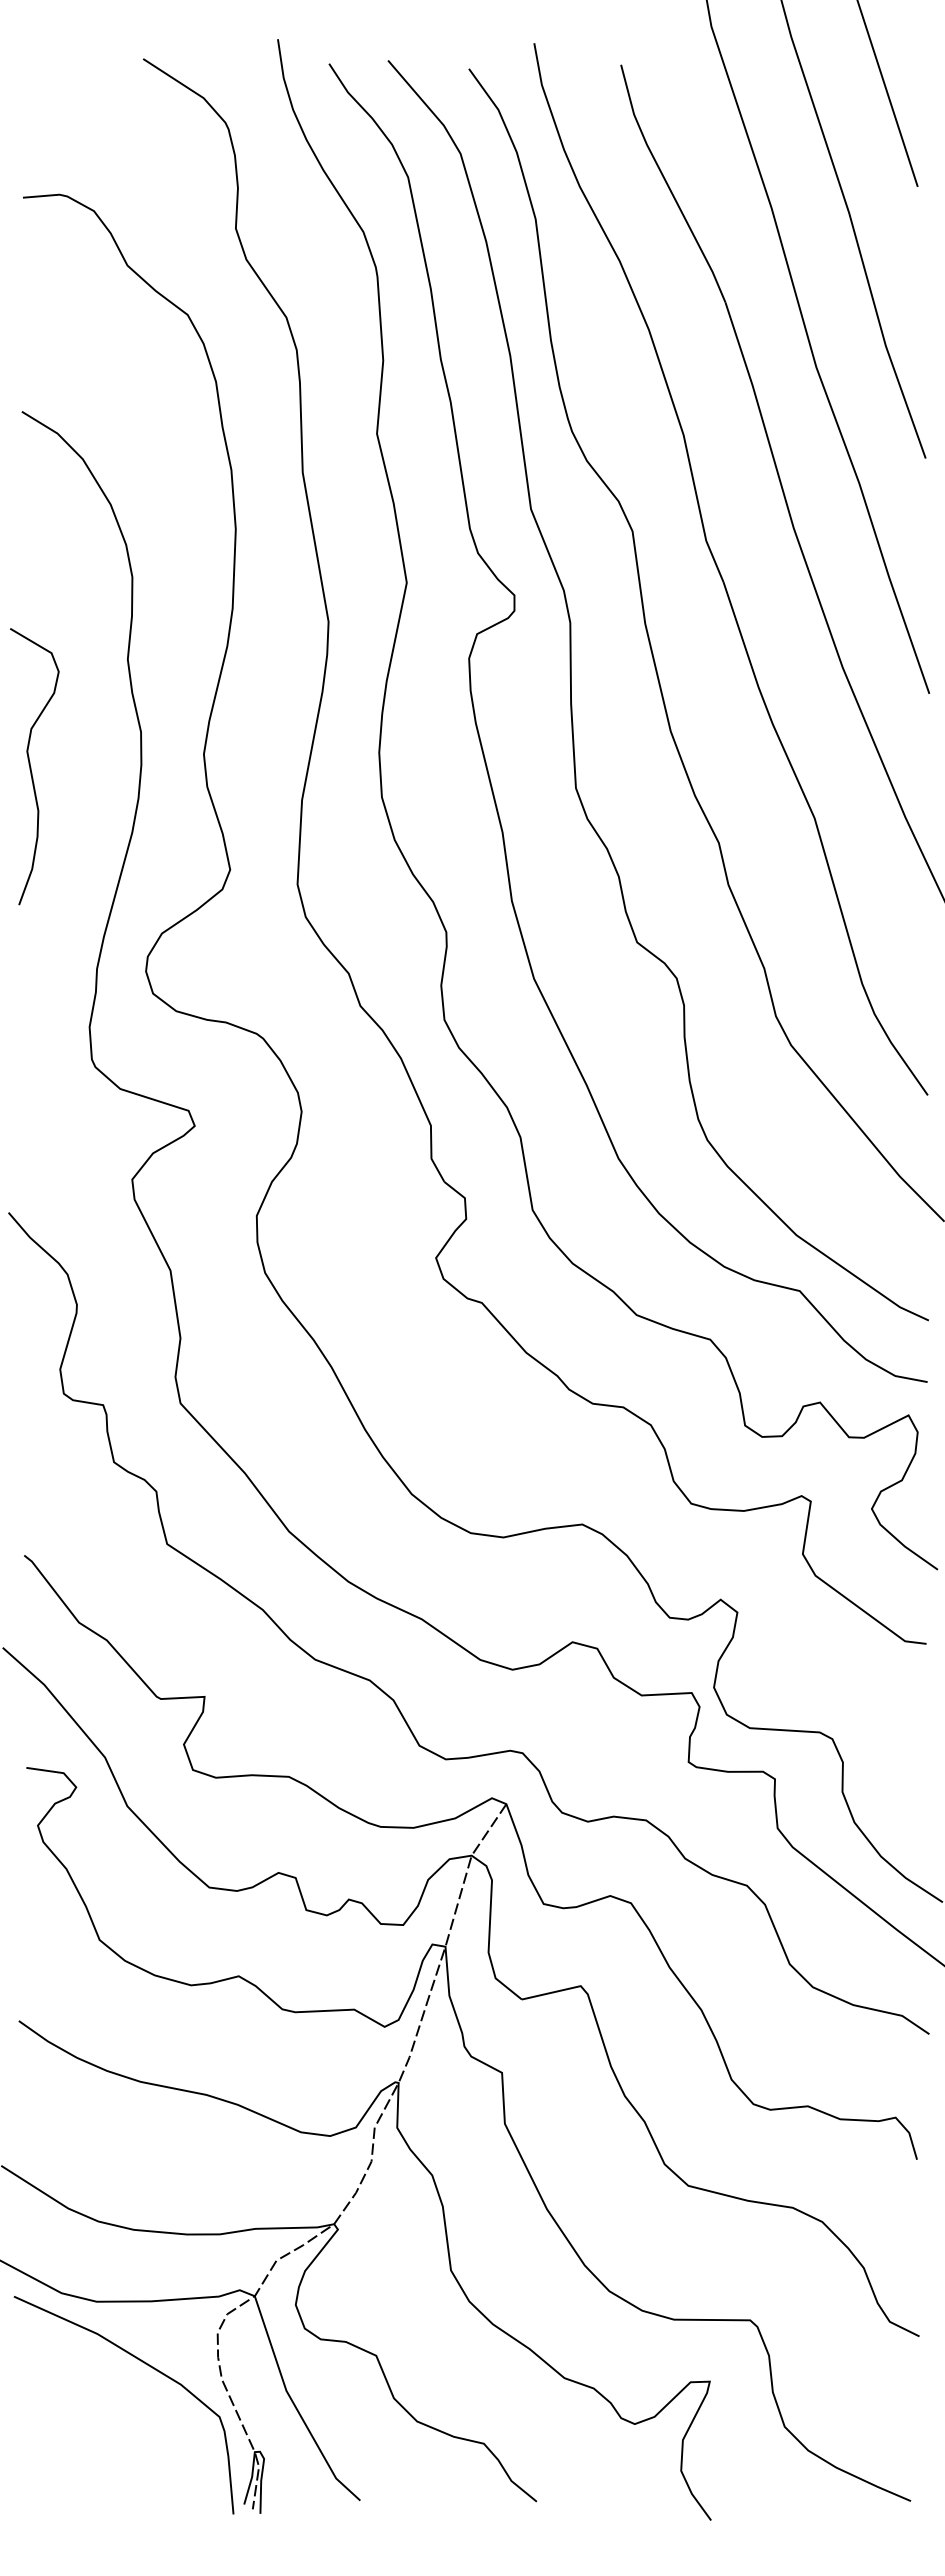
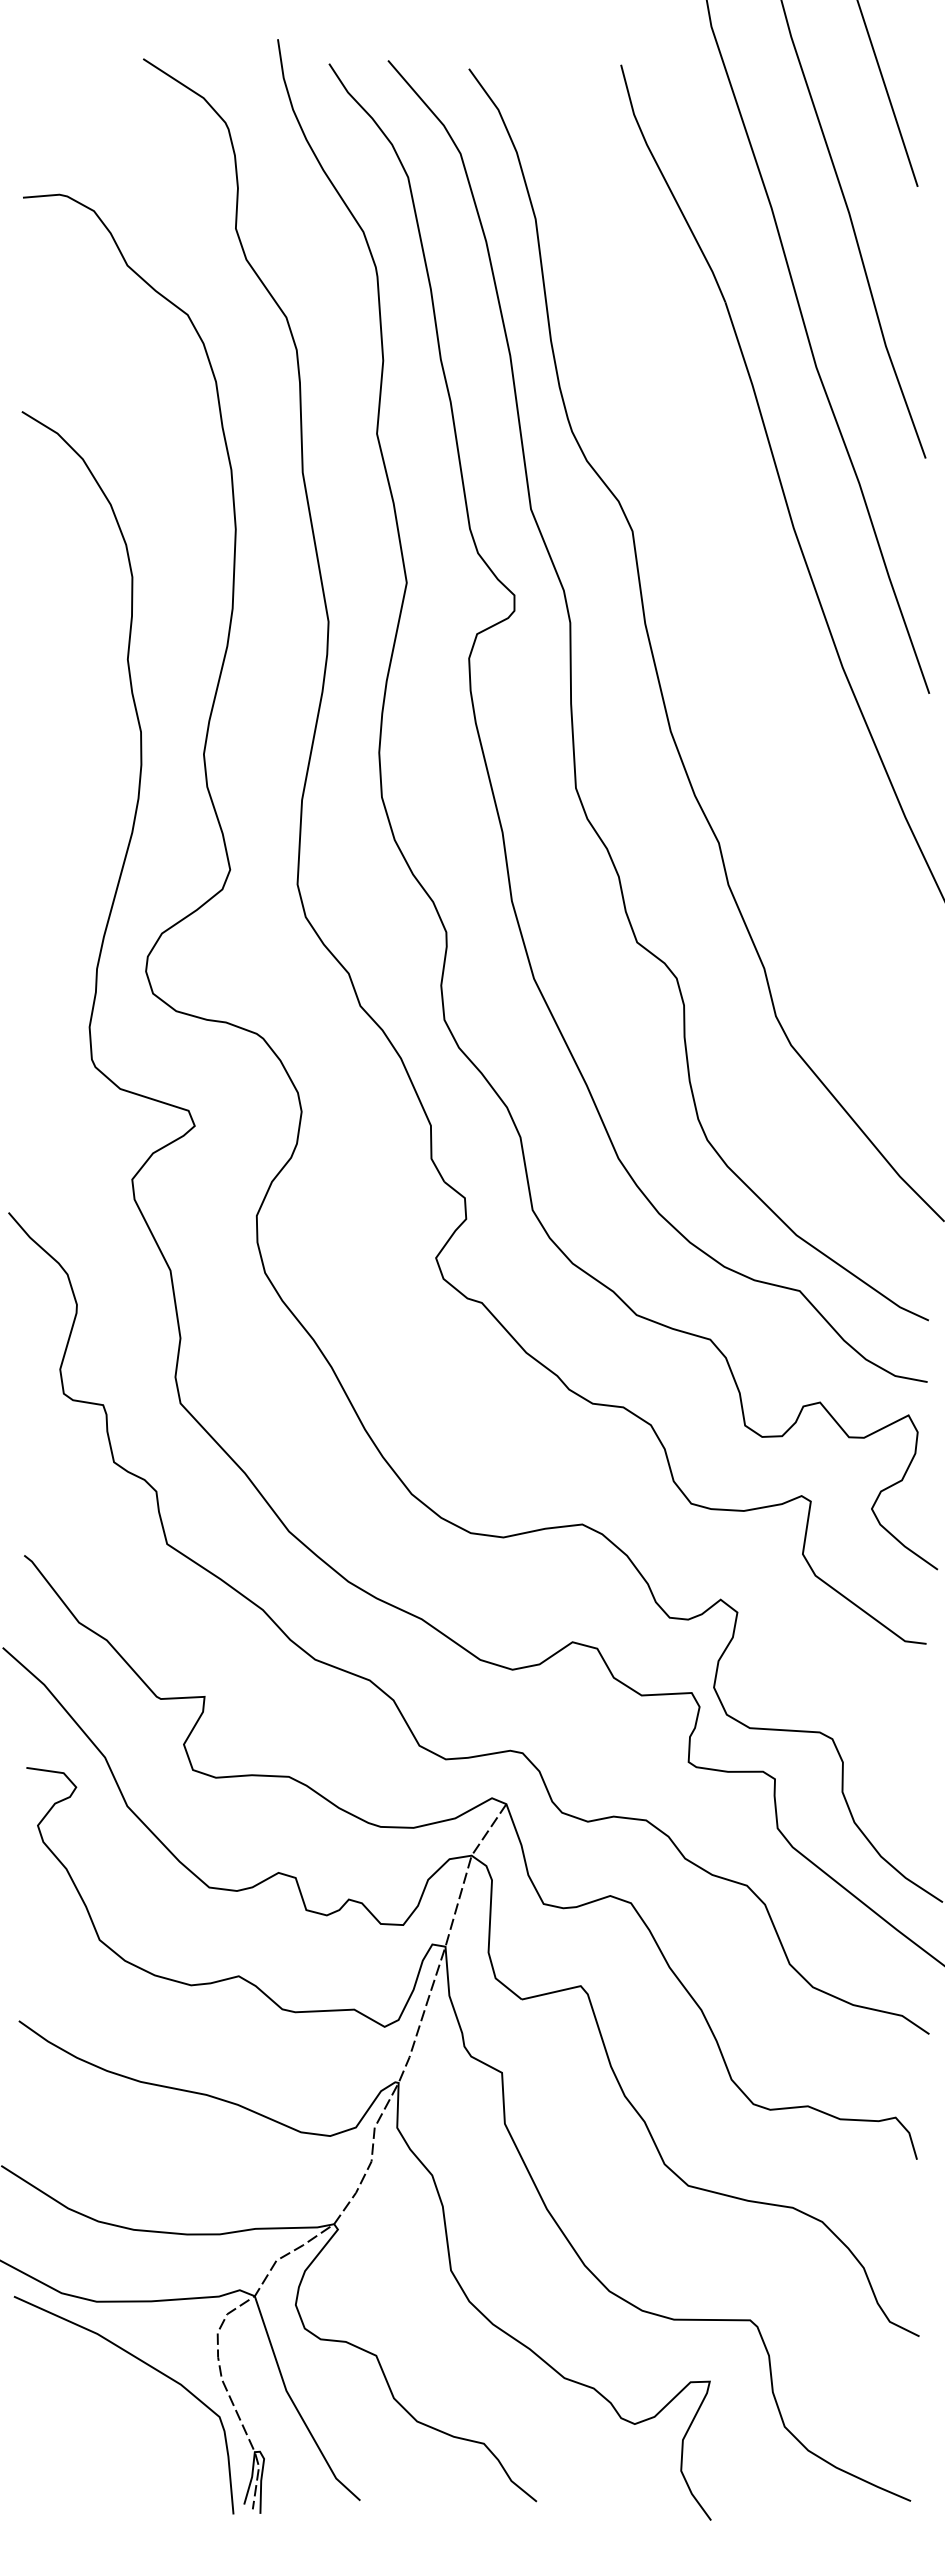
part: present -> none (720, 571)
curve: present -> none (31, 767)
